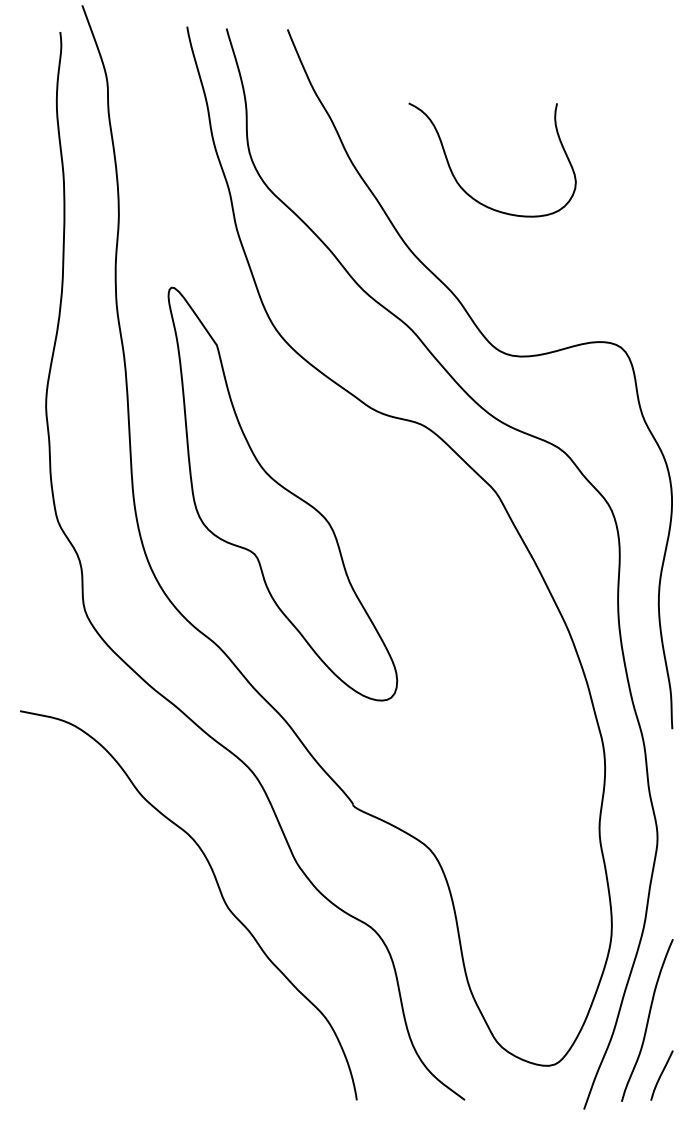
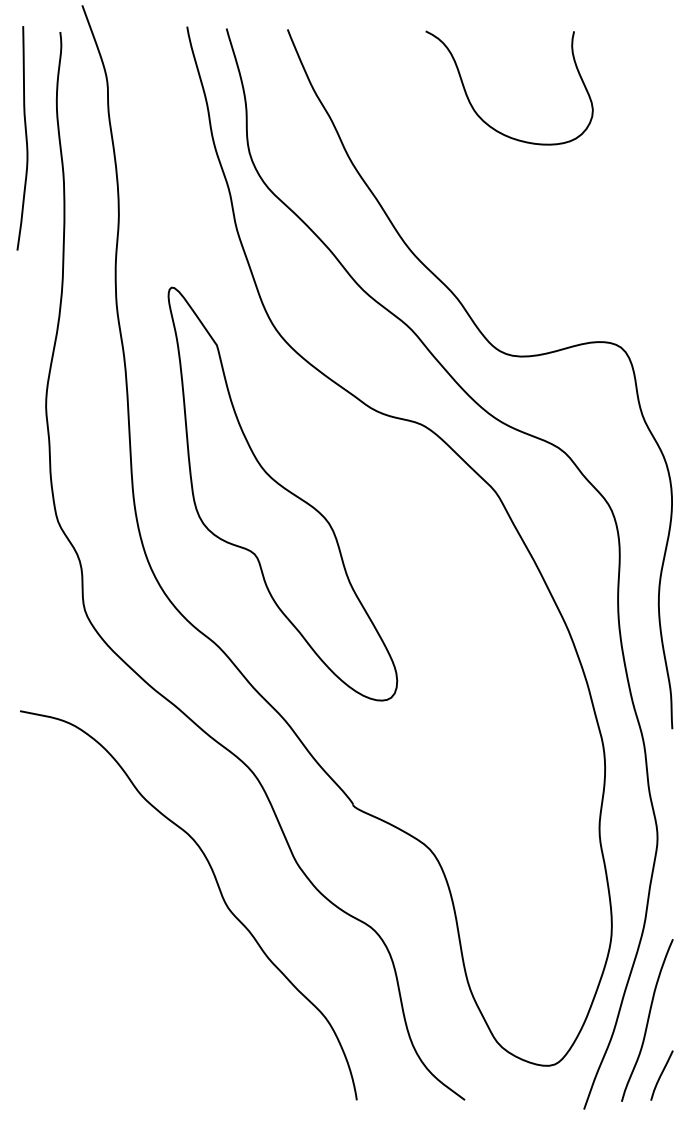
curve: none -> present (25, 138)
curve position: (456, 178) -> (473, 106) (473, 106)
